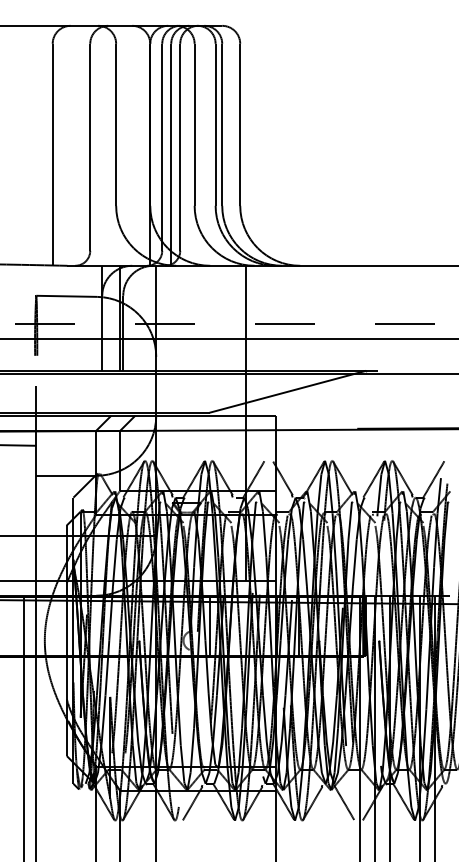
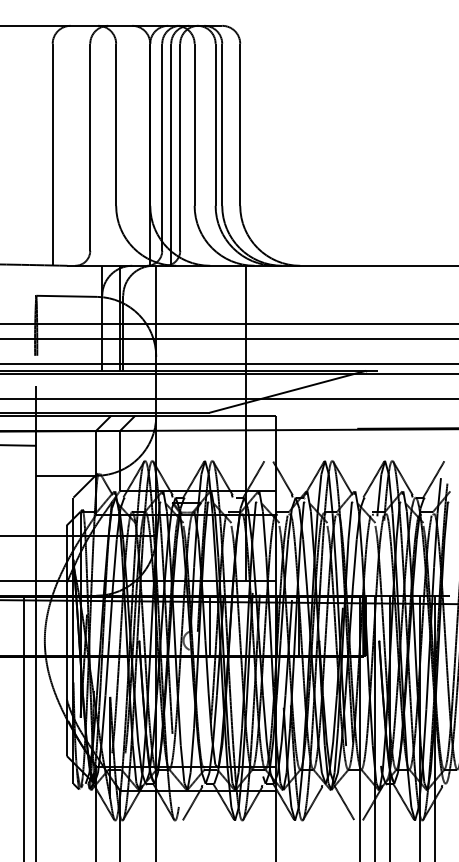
line: dashed -> solid (229, 323)
line: none -> present (228, 364)
line: none -> present (228, 398)
